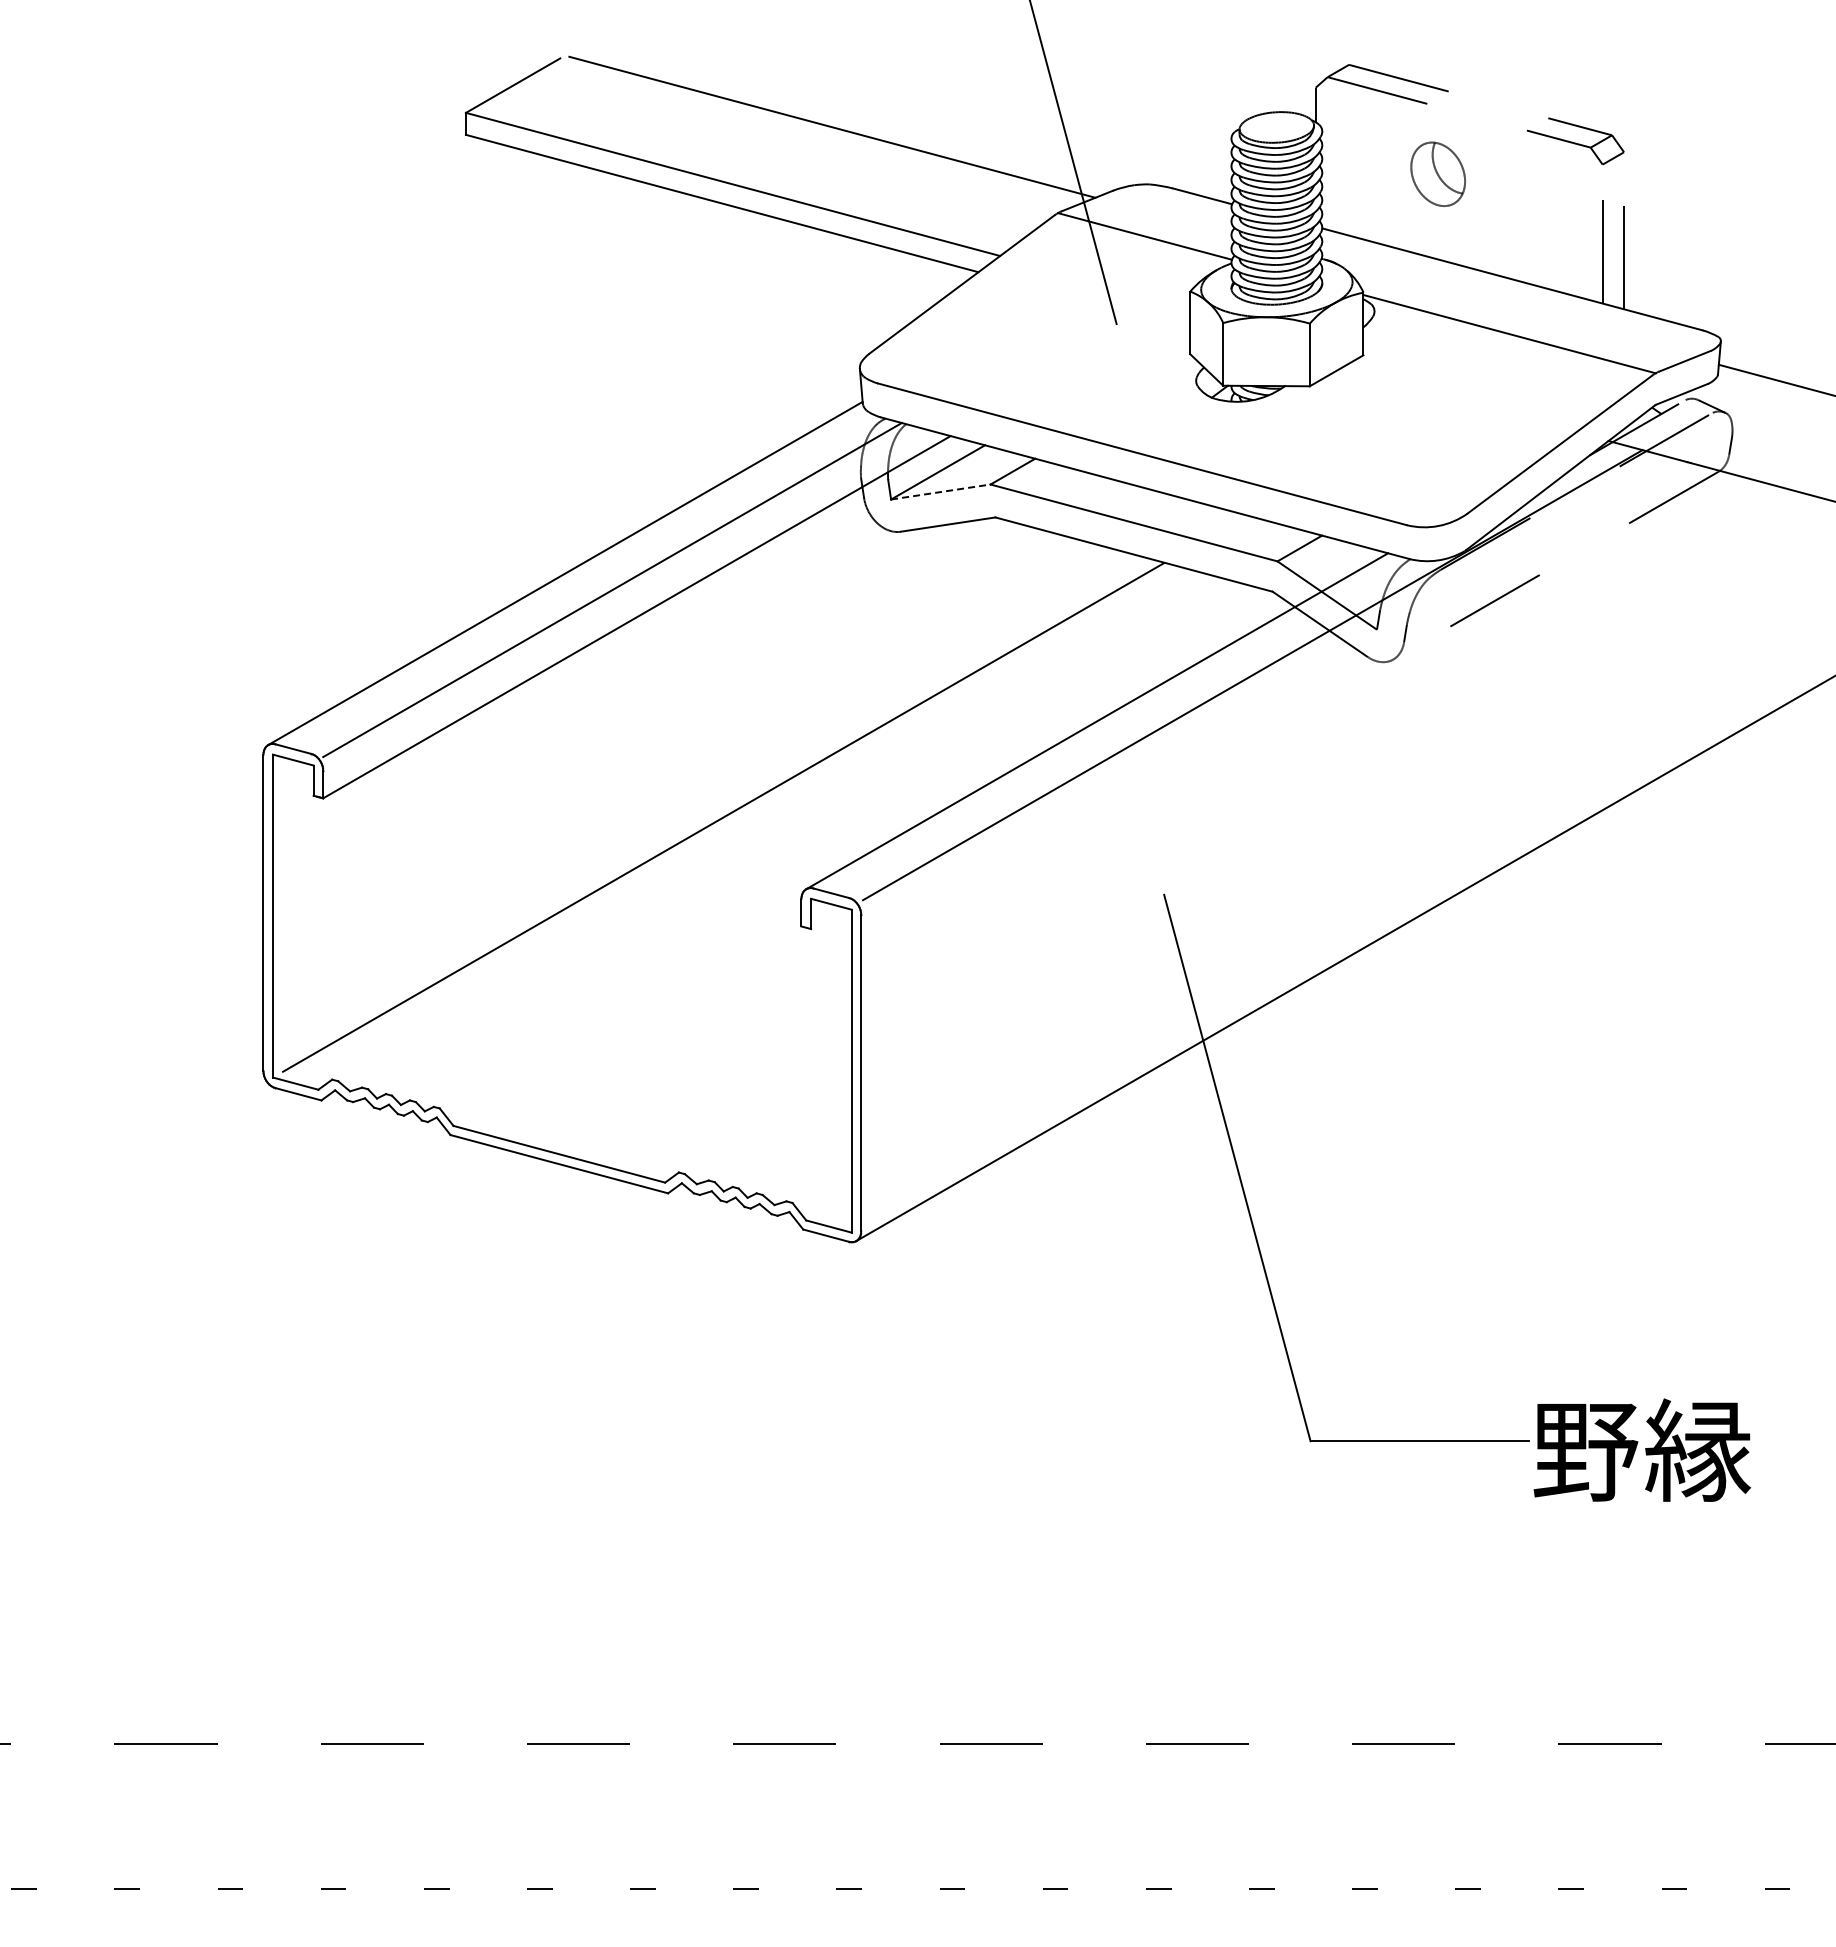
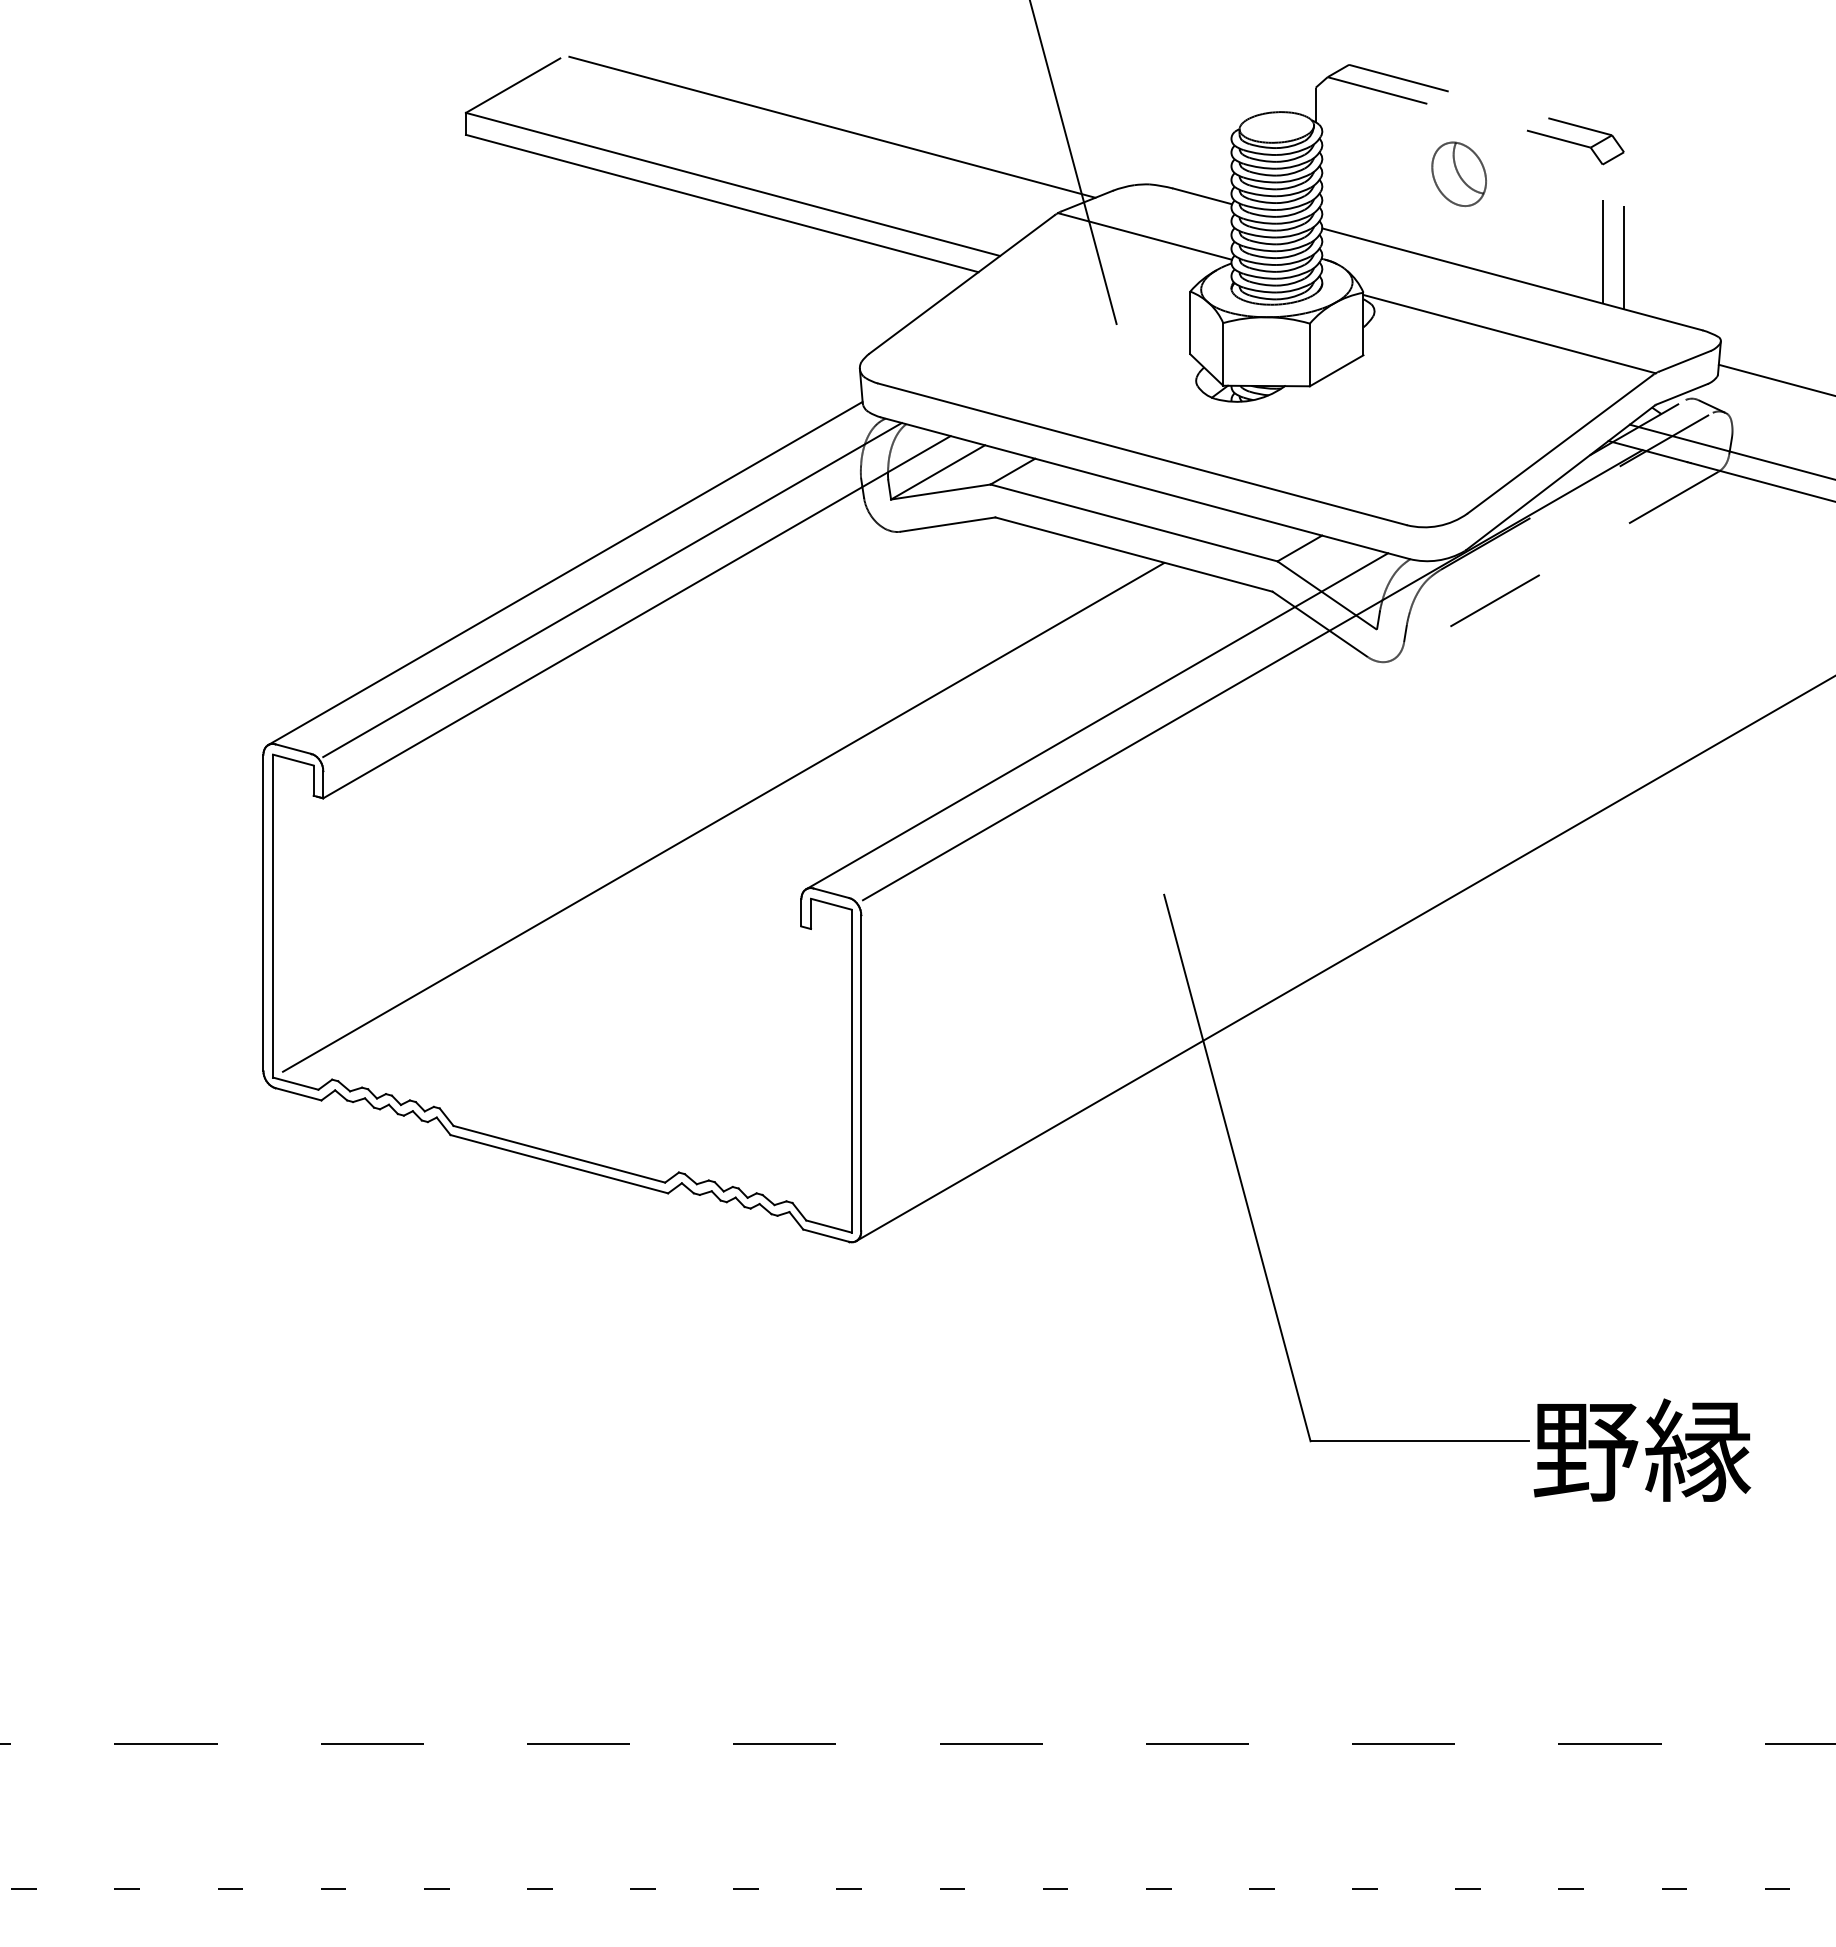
part position: (1437, 173) -> (1458, 173) (1458, 173)
line: none -> present (1730, 451)
line: dashed -> solid (941, 491)
